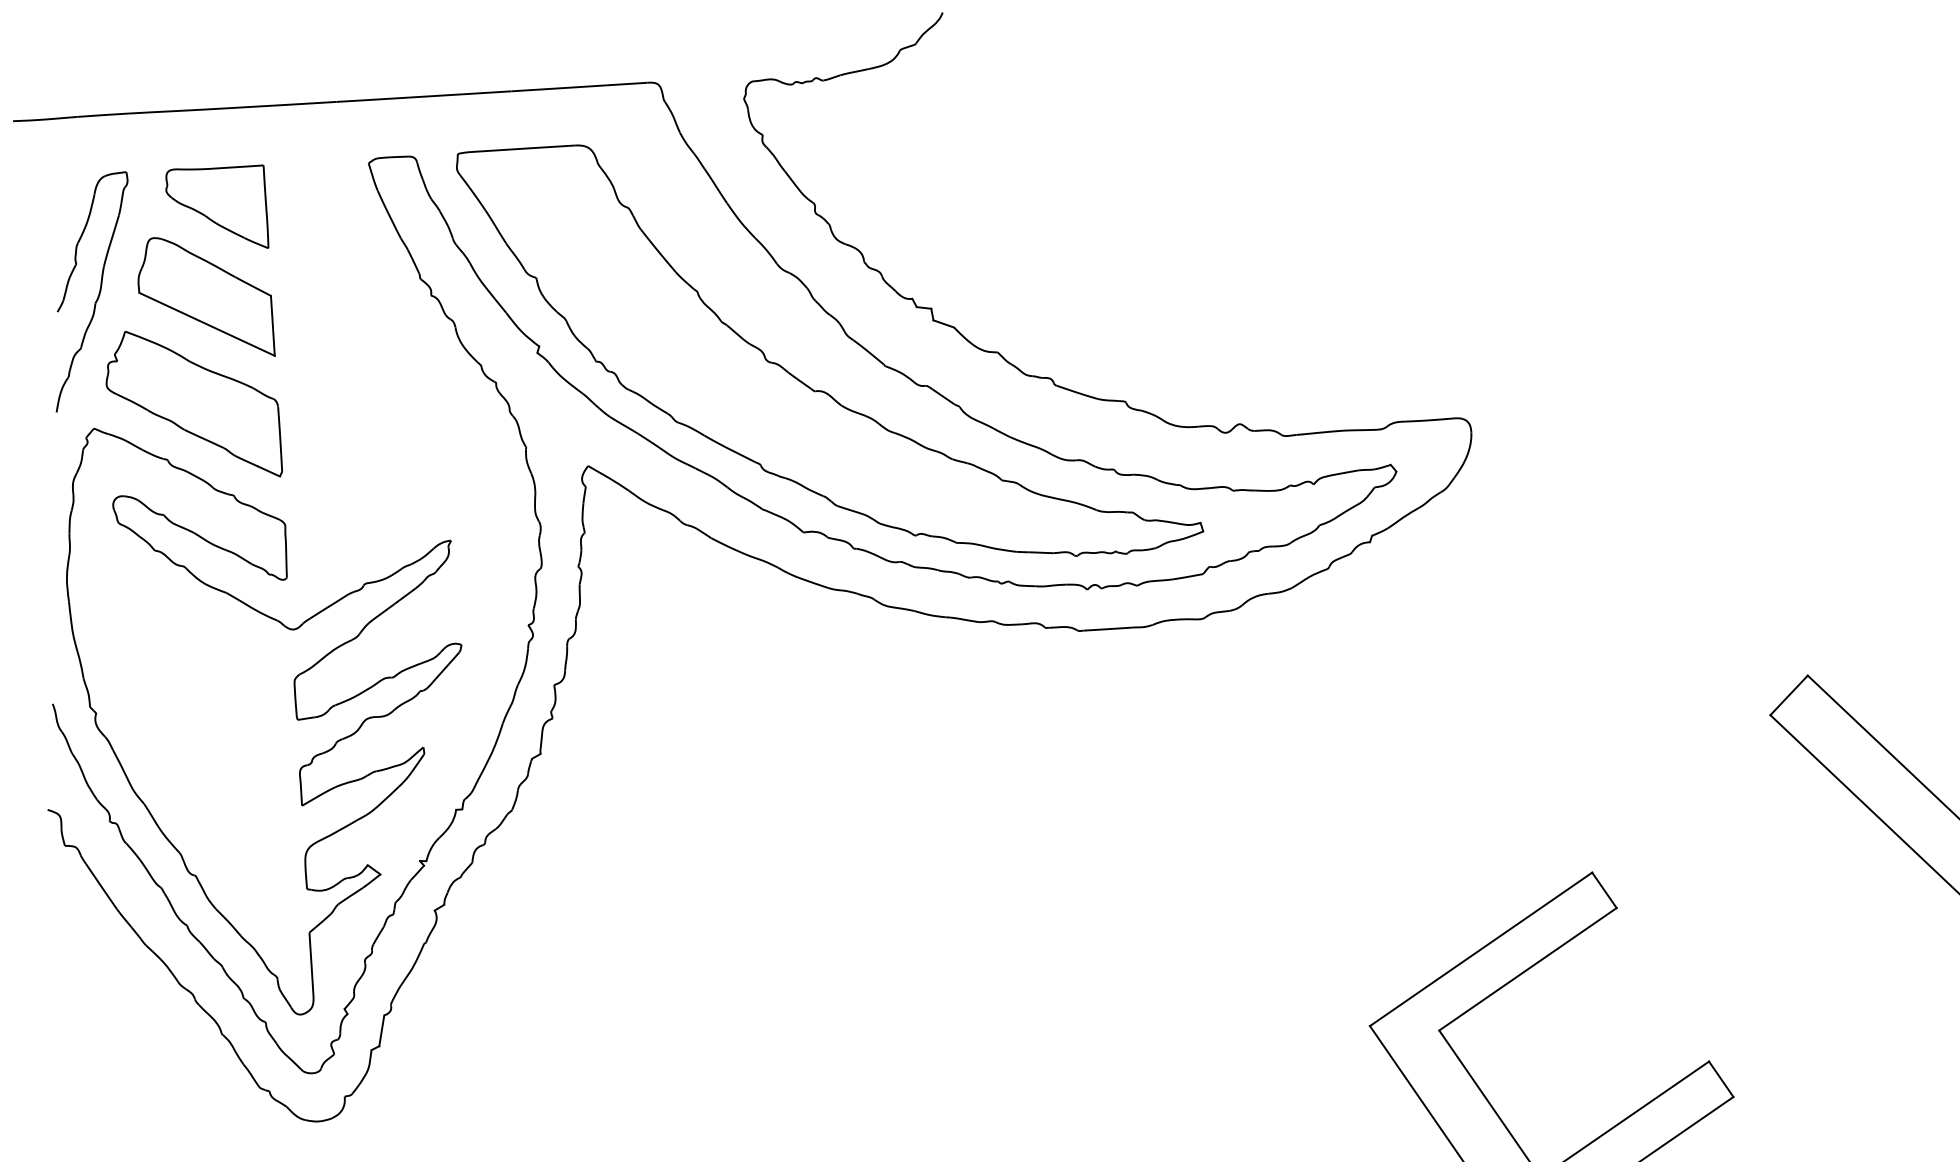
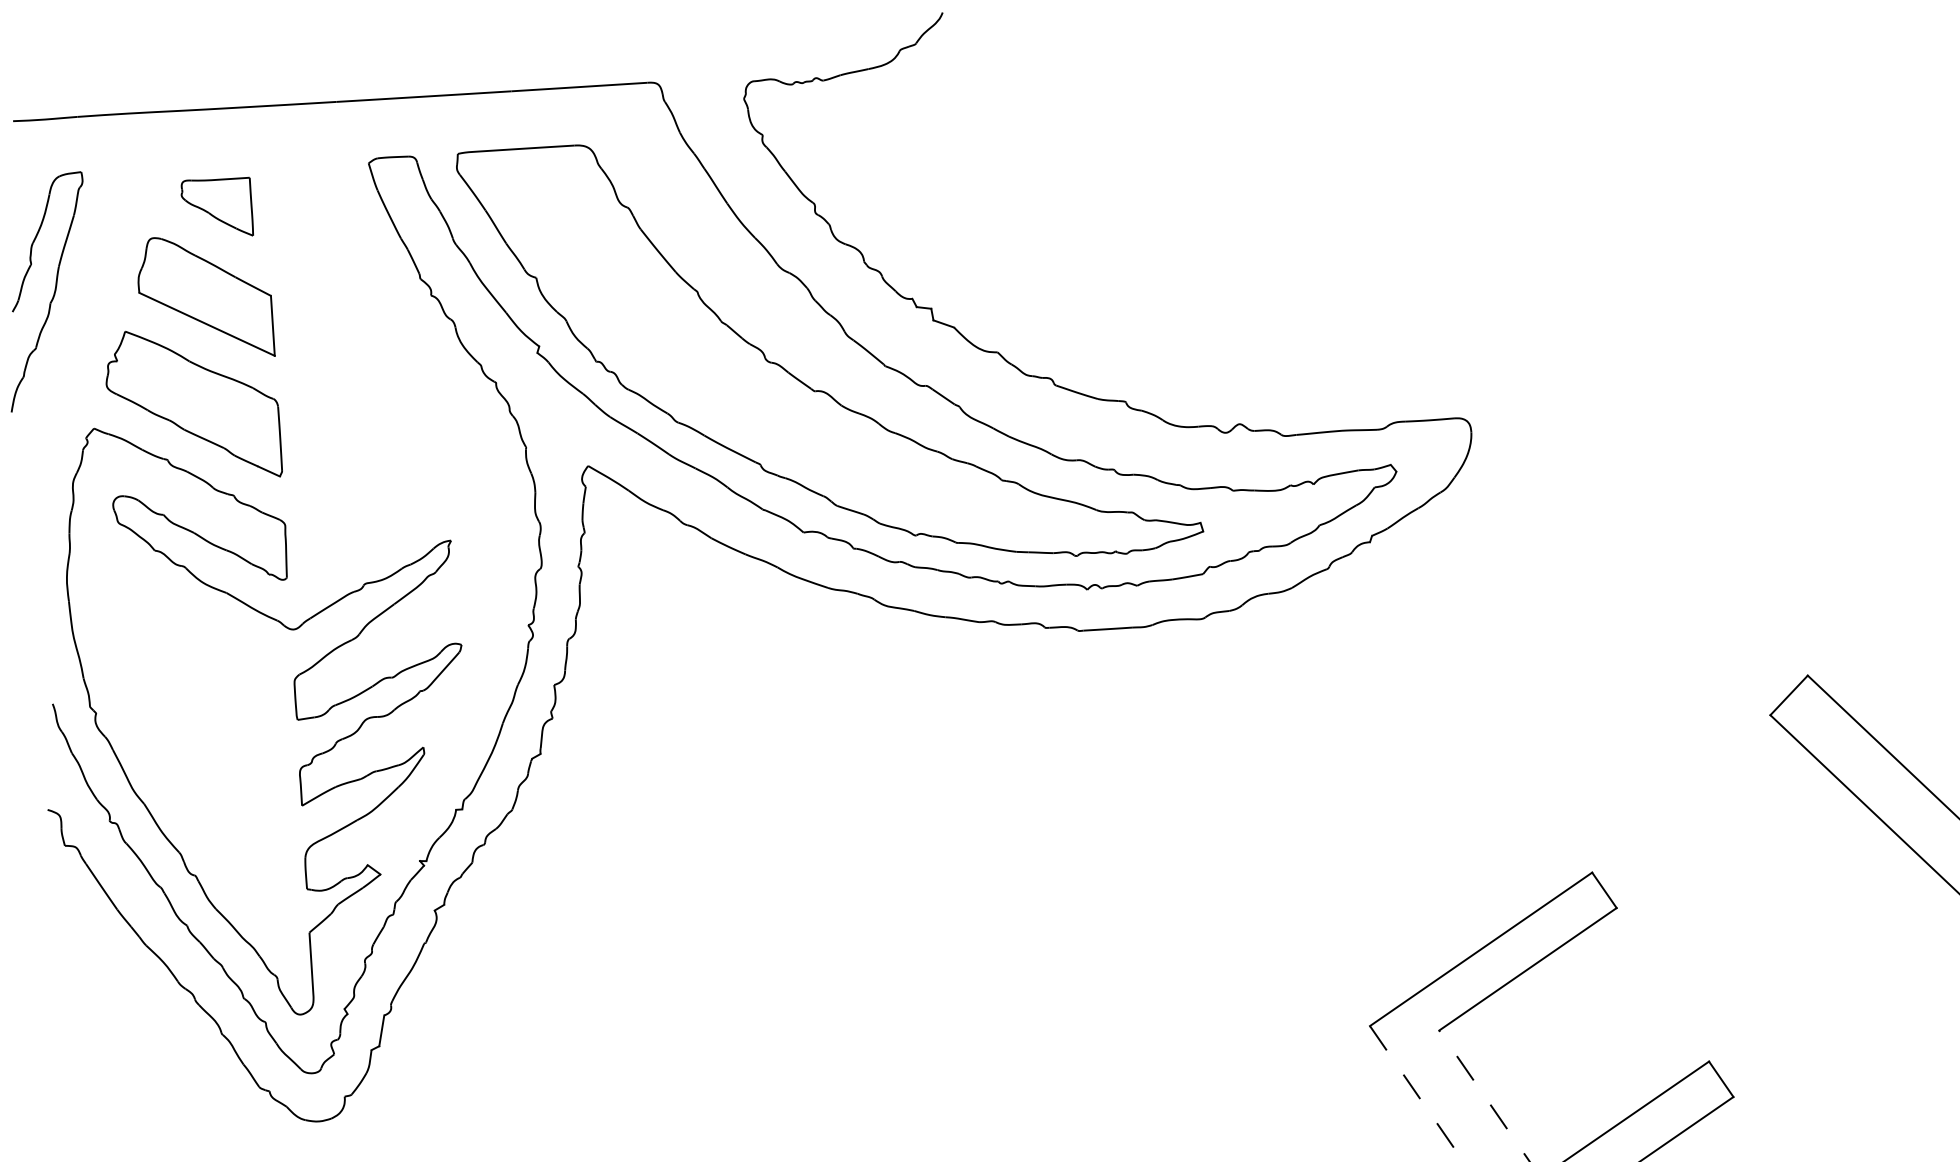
part size: 105x85 px -> 74x61 px (216, 206)
part position: (98, 293) -> (53, 293) (53, 293)
line: solid -> dashed (1417, 1094)
line: solid -> dashed (1484, 1095)
